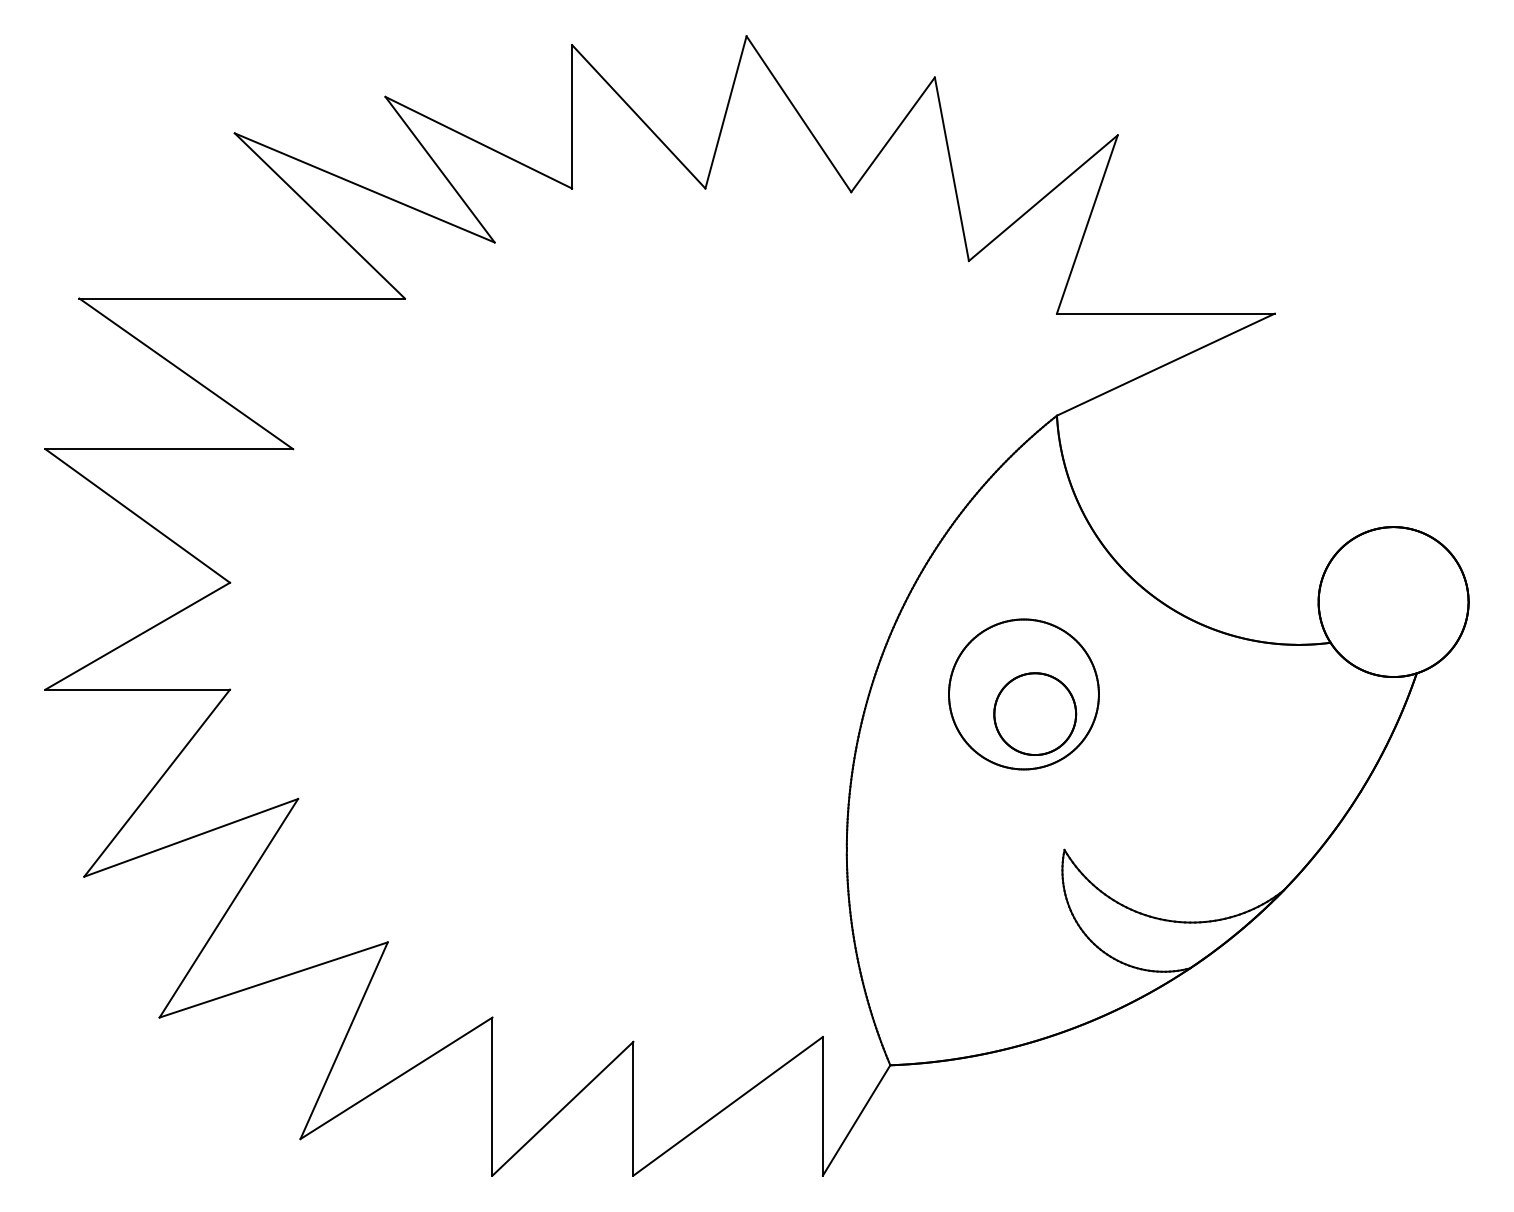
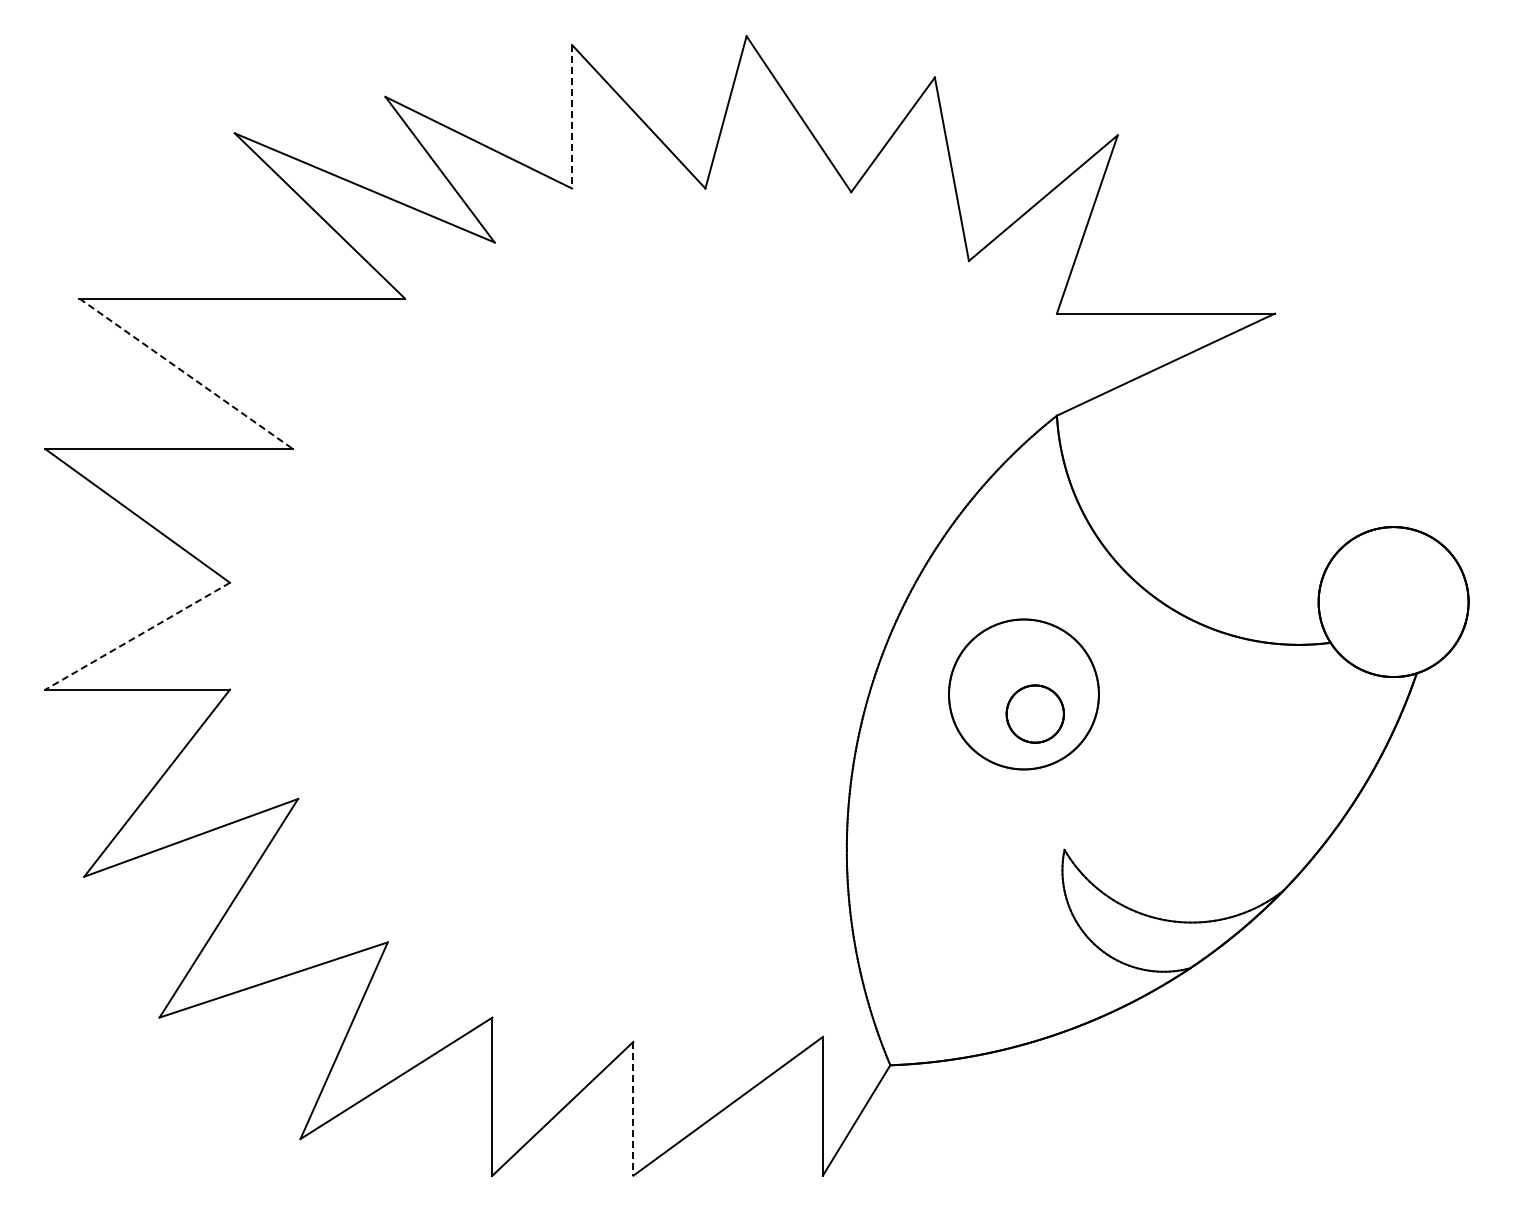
line: solid -> dashed (572, 116)
line: solid -> dashed (186, 373)
line: solid -> dashed (137, 636)
part size: 85x84 px -> 60x60 px (1034, 713)
line: solid -> dashed (633, 1108)
